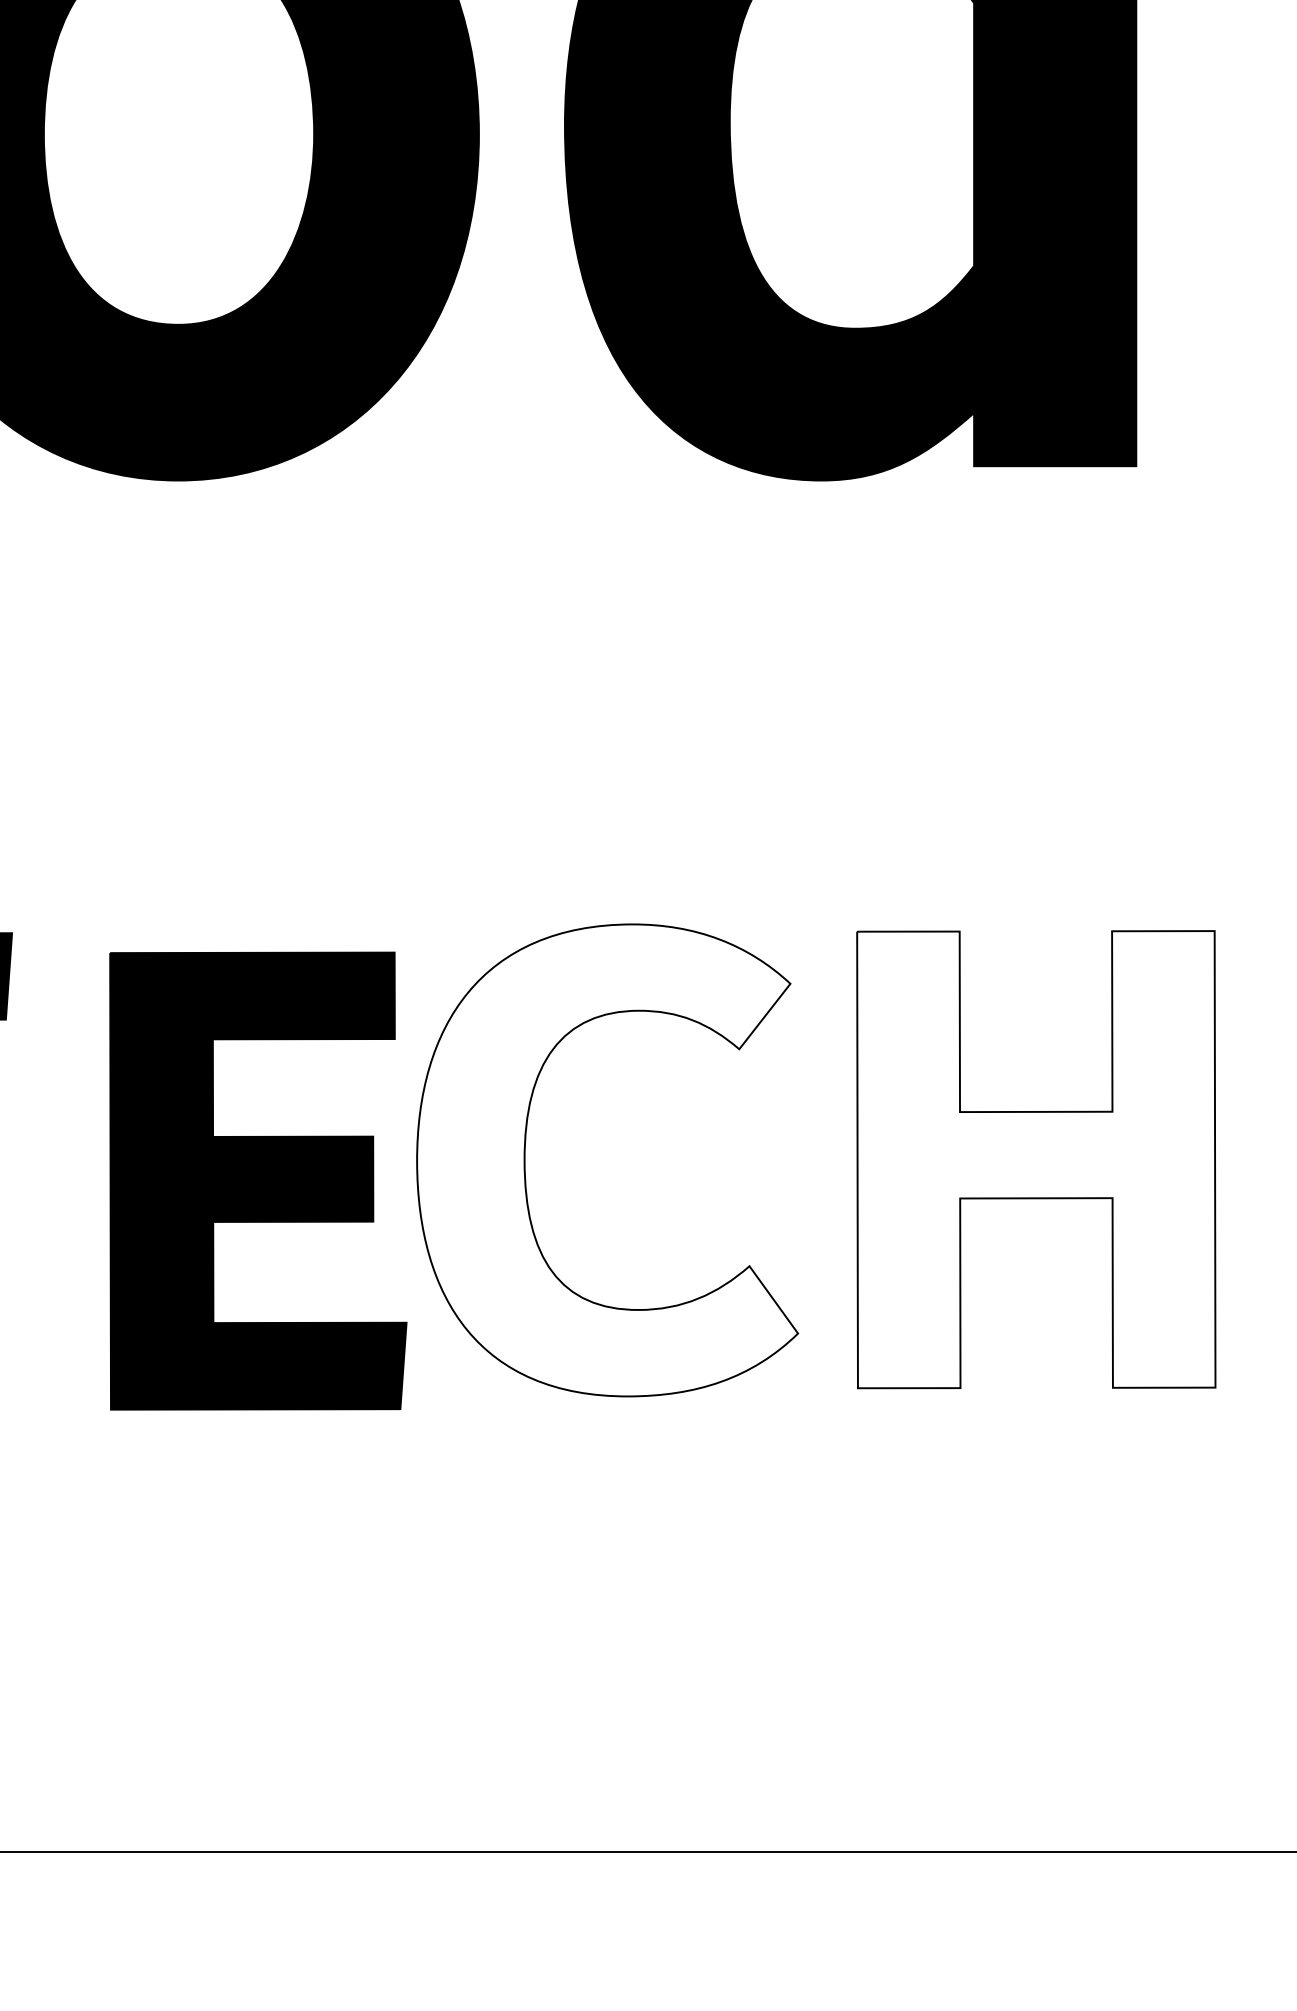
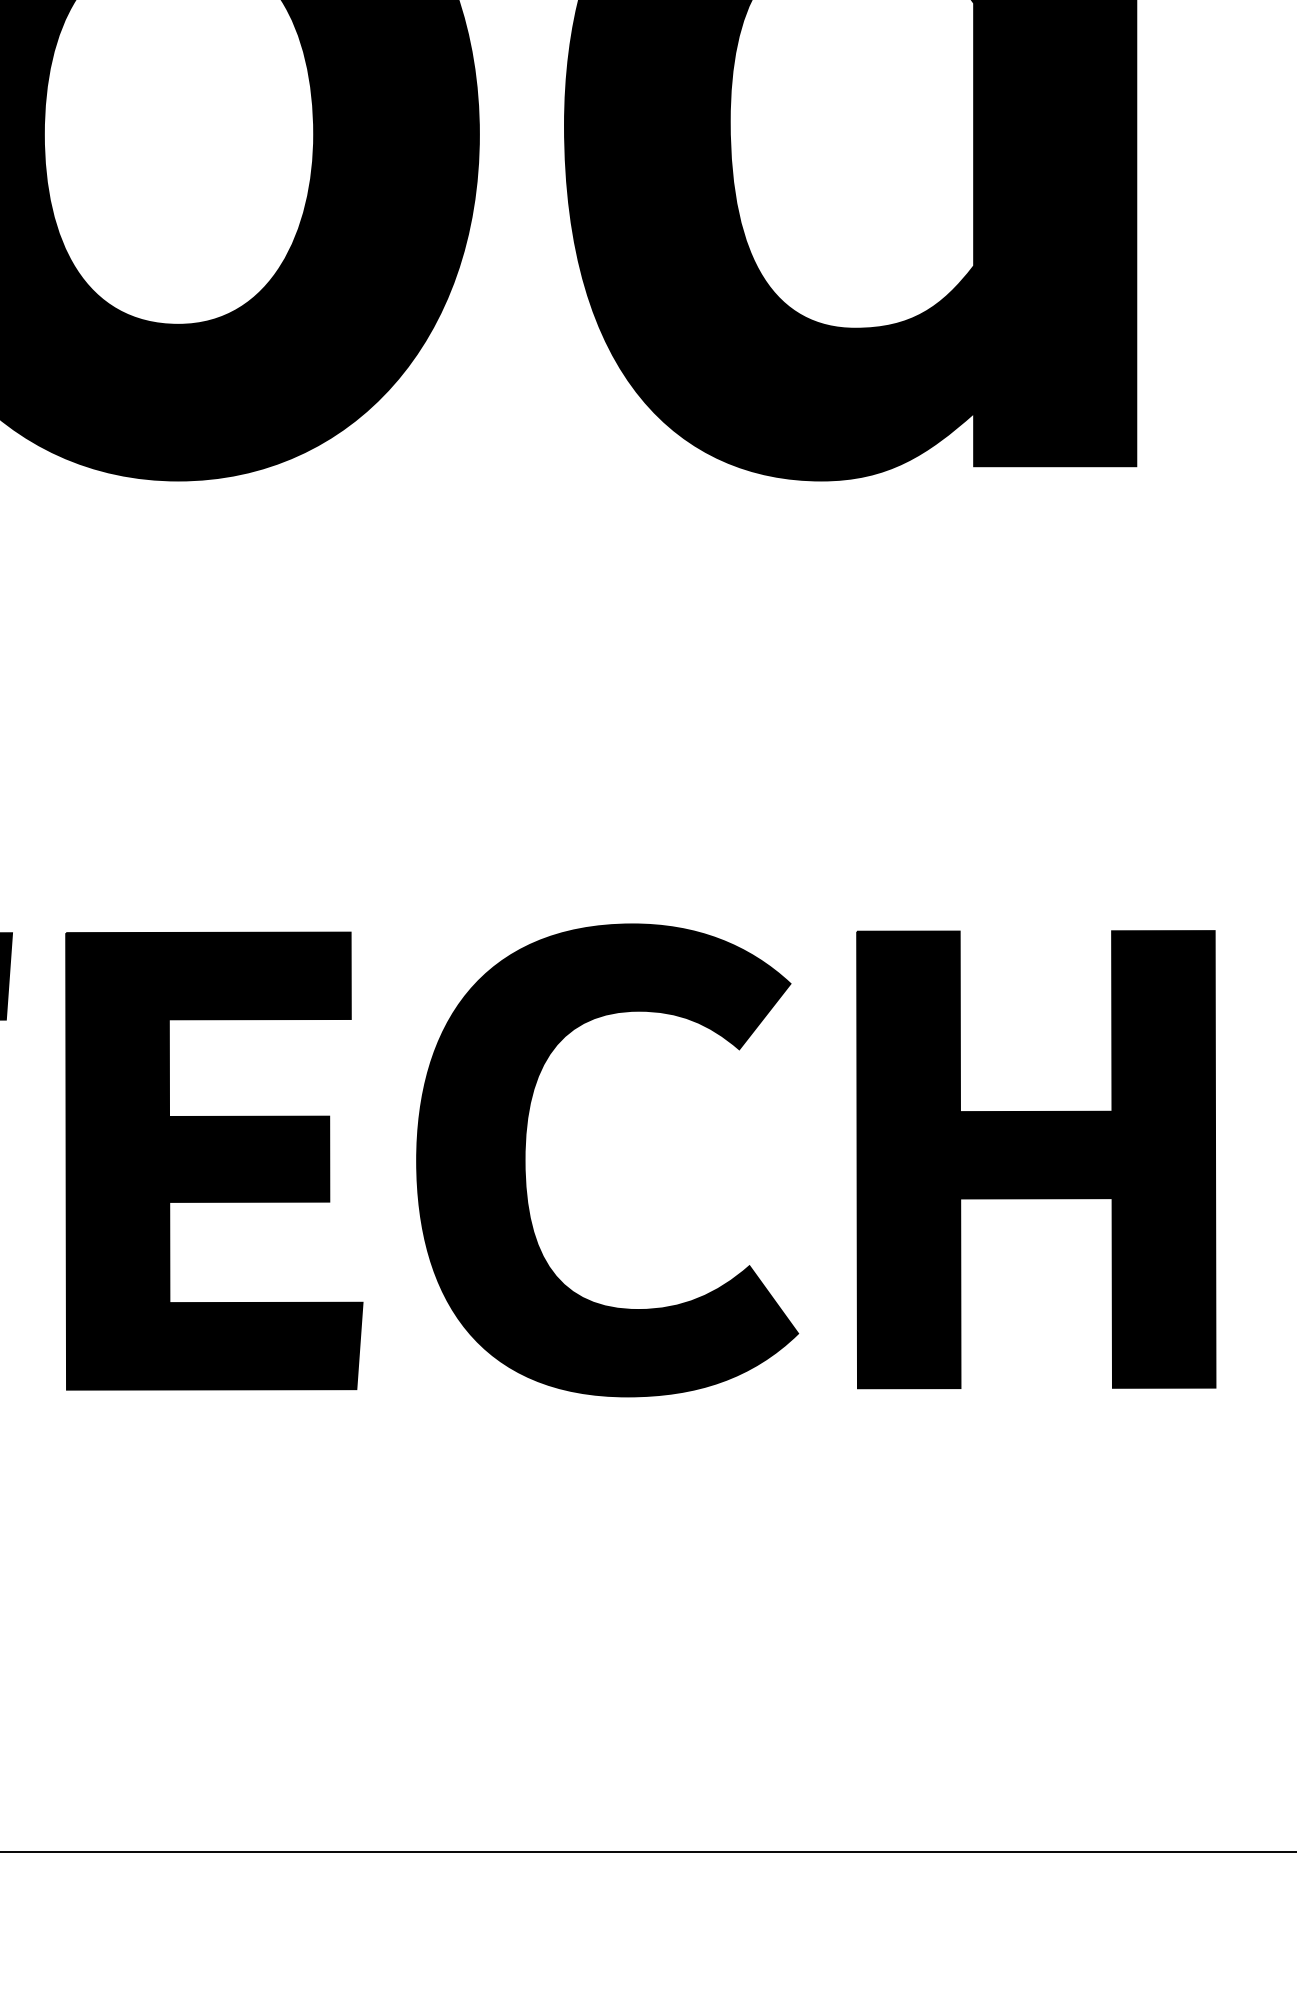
fill: none -> present (1036, 1159)
fill: none -> present (607, 1160)
part position: (258, 1180) -> (214, 1160) (214, 1160)
